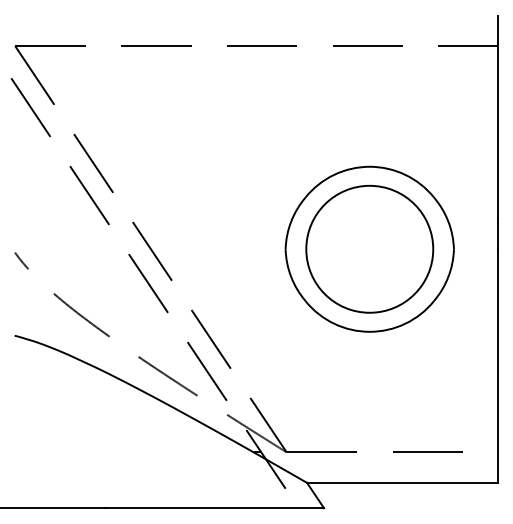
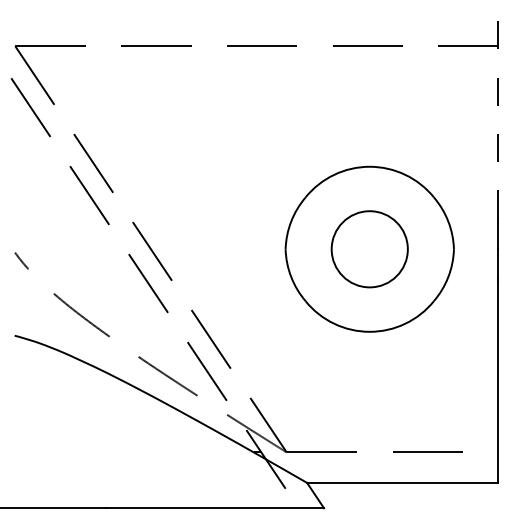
line: solid -> dashed (497, 116)
circle diameter: 127 px -> 76 px (369, 249)
